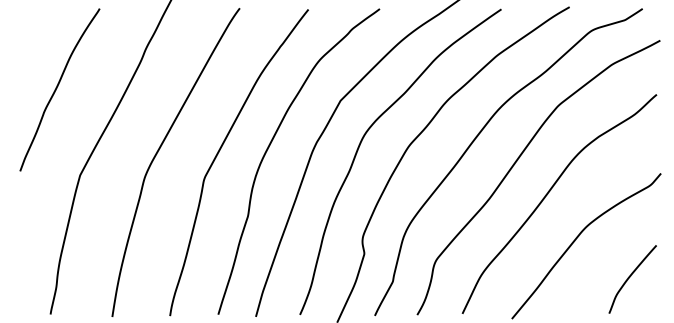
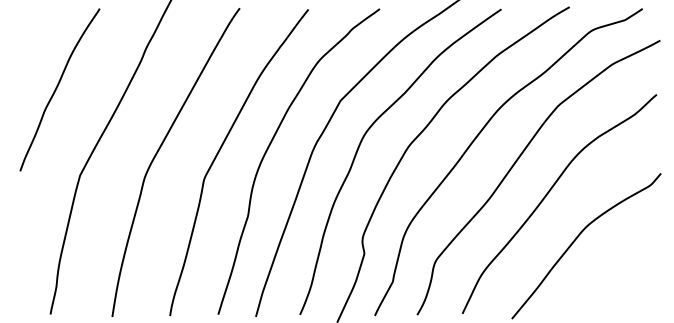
curve: present -> none (630, 277)
